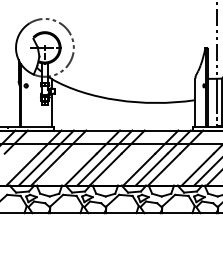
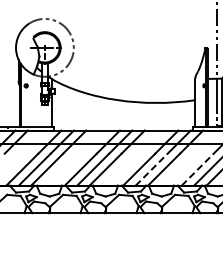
line: solid -> dashed (151, 169)
line: solid -> dashed (197, 169)
